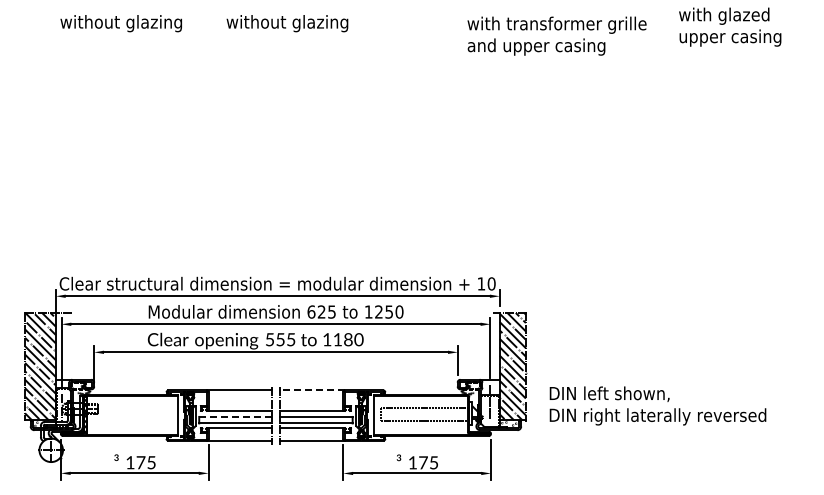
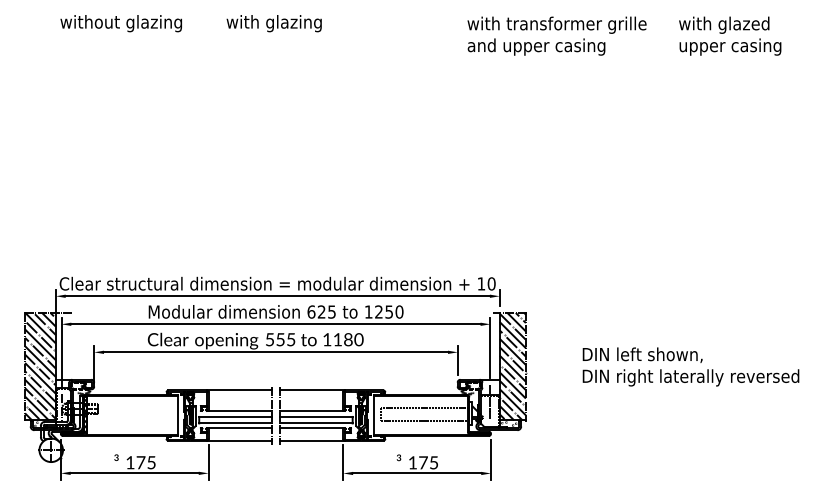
text: without glazing -> with glazing (304, 23)
text position: (730, 26) -> (730, 35) (730, 35)
line: dashed -> solid (312, 390)
text position: (657, 405) -> (690, 366) (690, 366)
line: dashed -> solid (235, 416)
